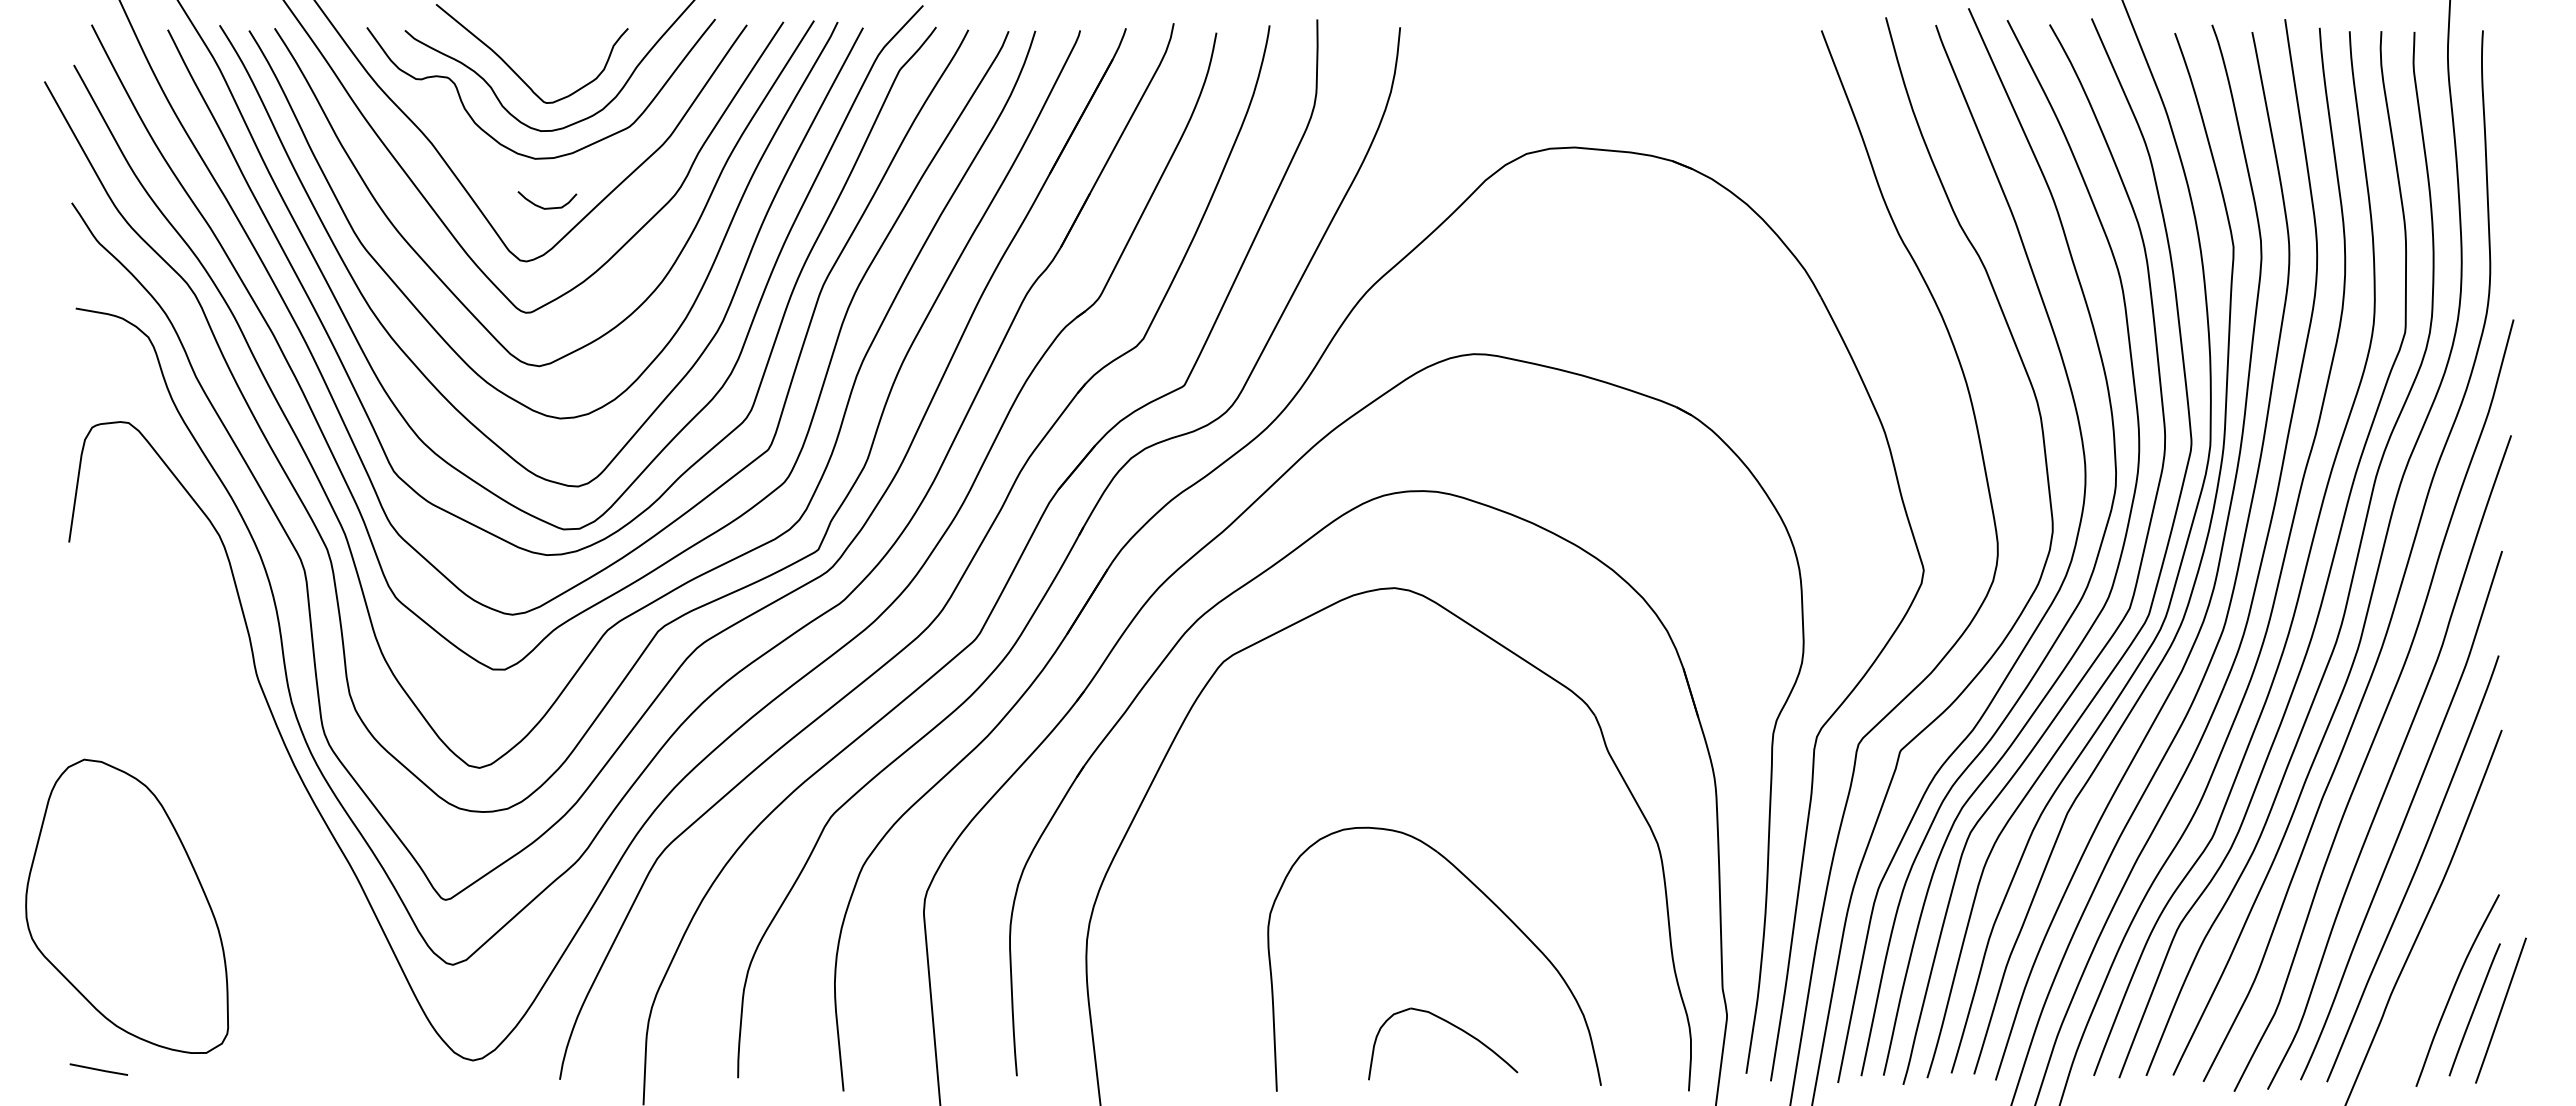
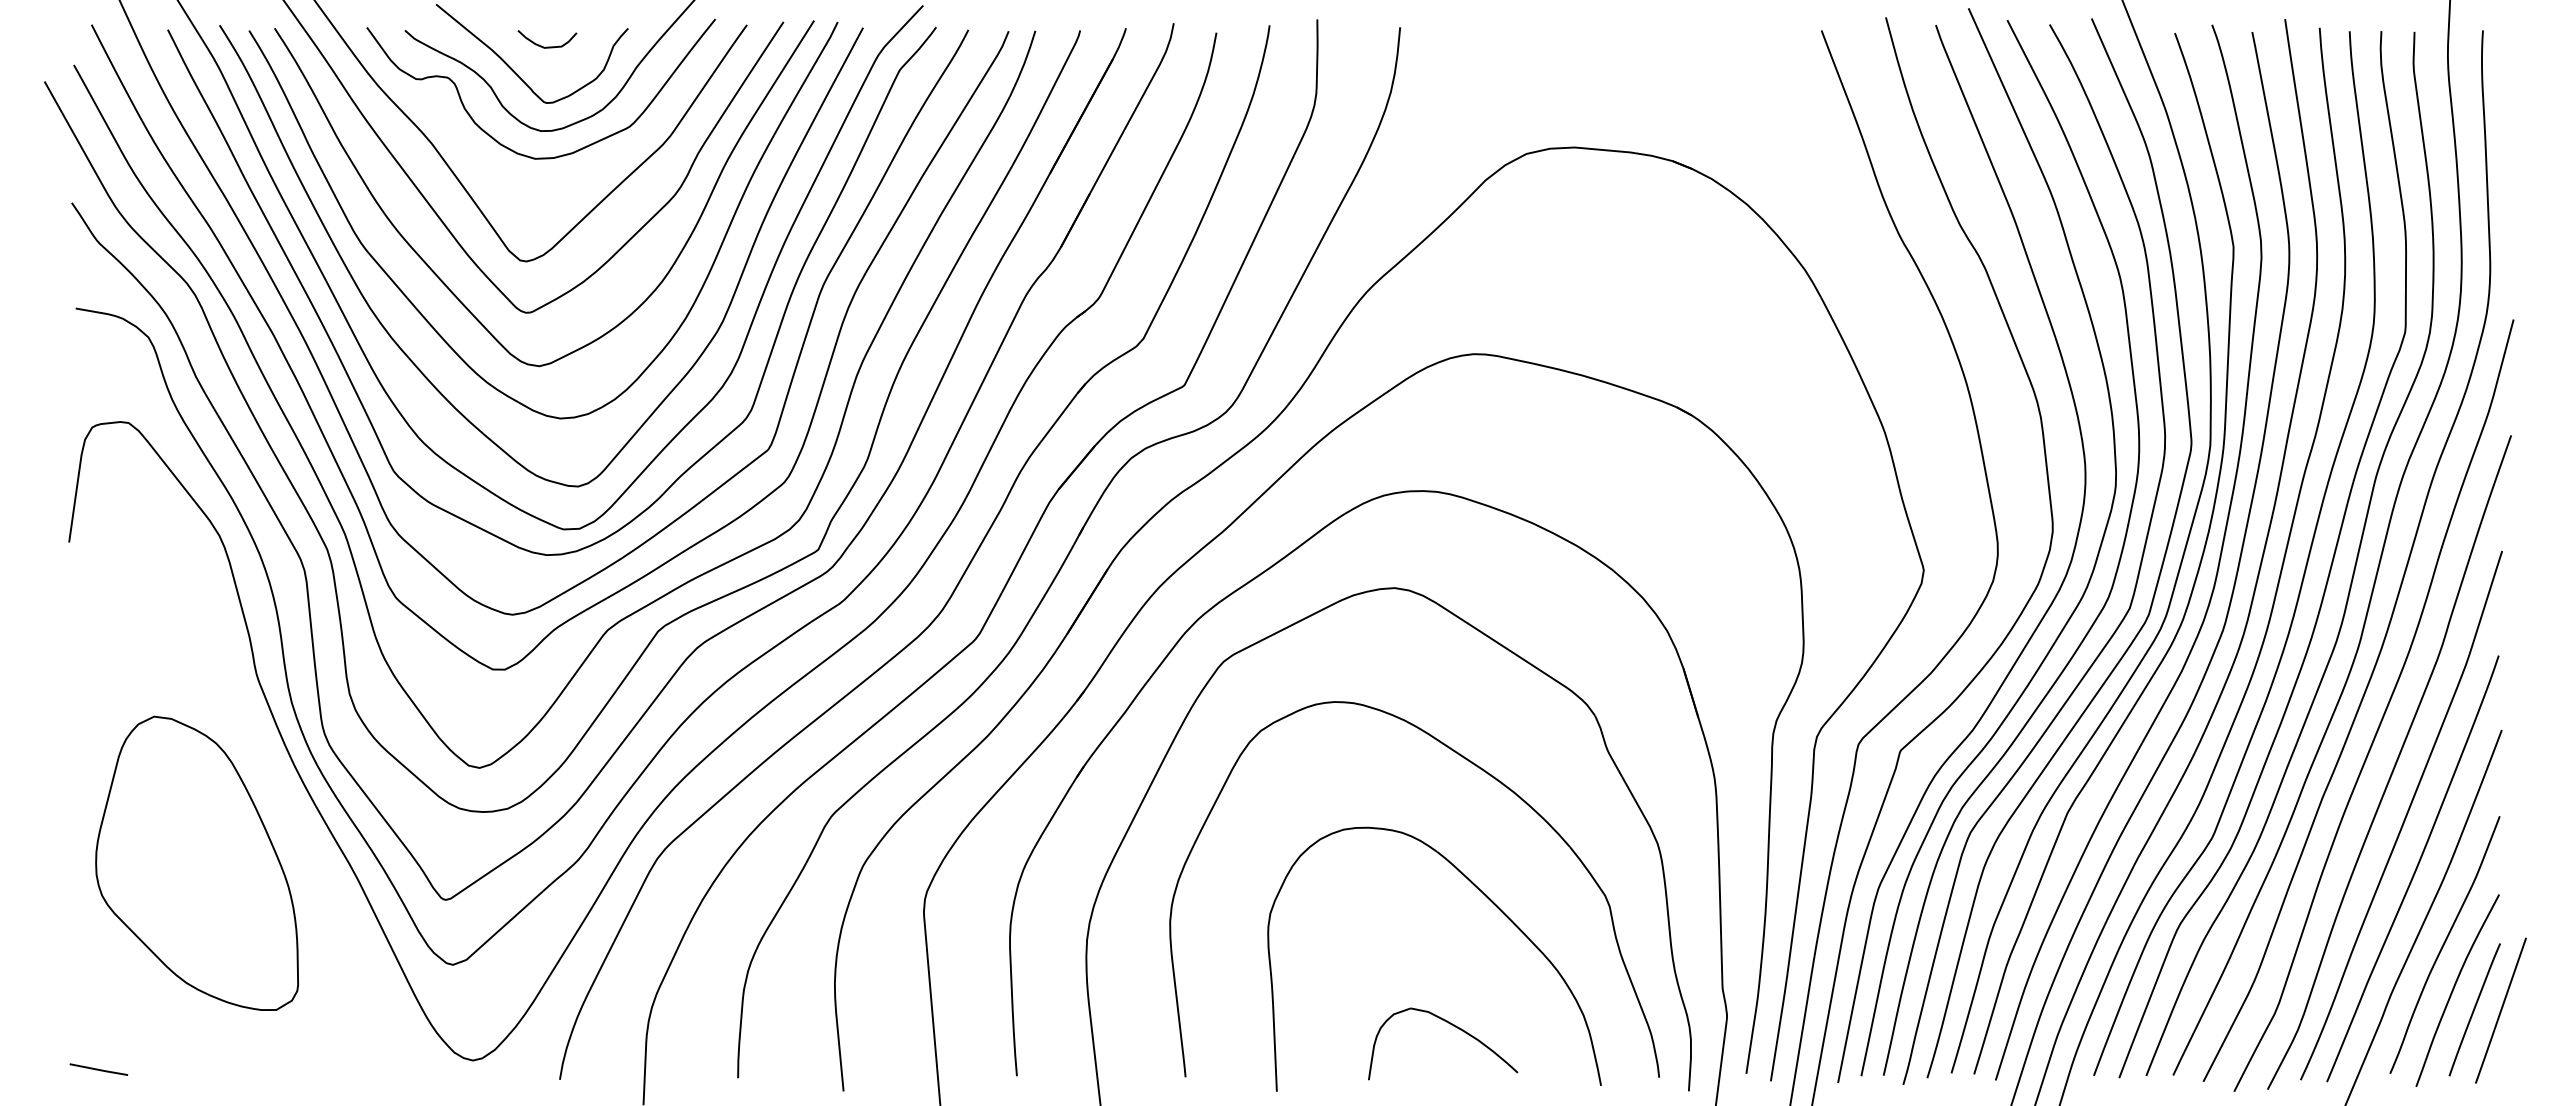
curve position: (547, 207) -> (547, 46) (547, 46)
part: none -> present (1490, 776)
part position: (126, 905) -> (196, 862) (196, 862)
curve: none -> present (2444, 944)
